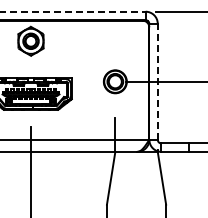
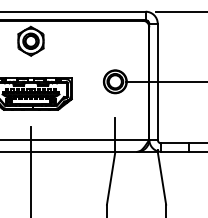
line: dashed -> solid (73, 11)
line: dashed -> solid (157, 81)
